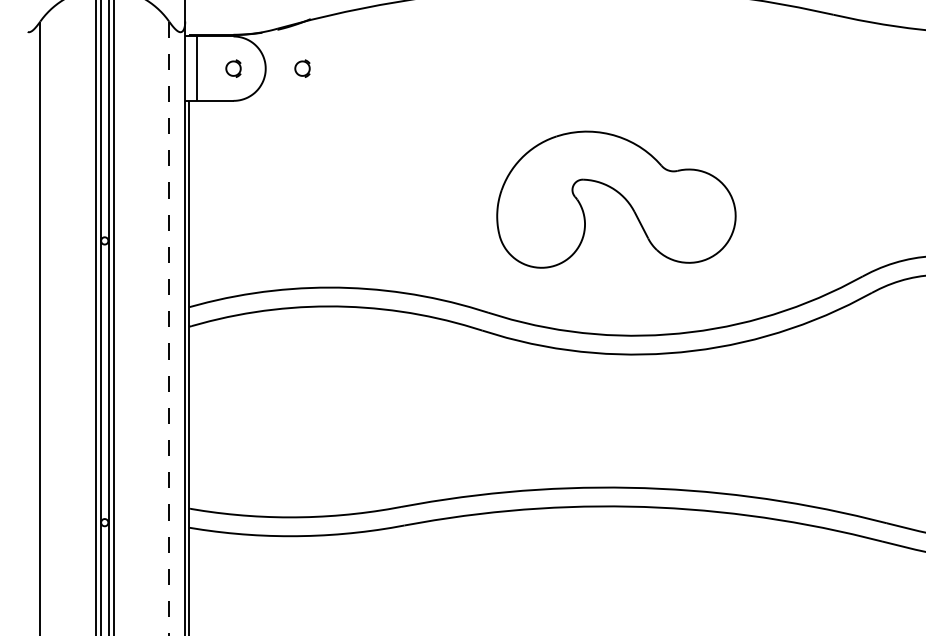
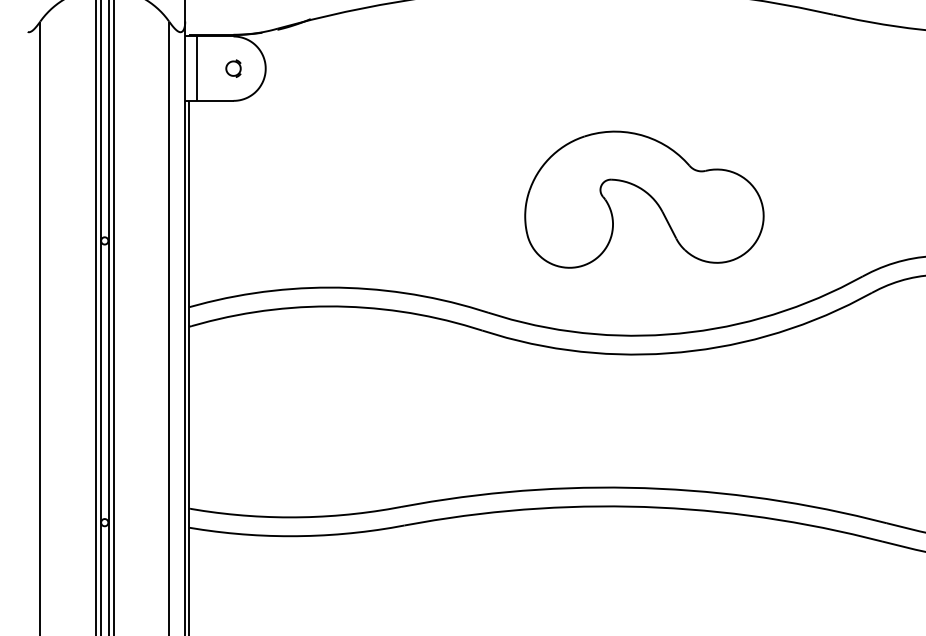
part: present -> none (302, 68)
part position: (616, 199) -> (644, 199) (644, 199)
line: dashed -> solid (169, 328)
